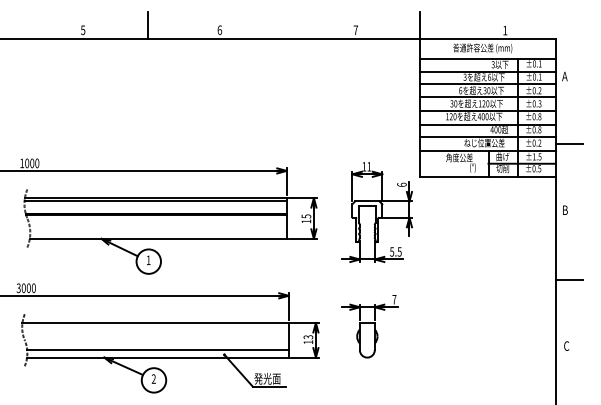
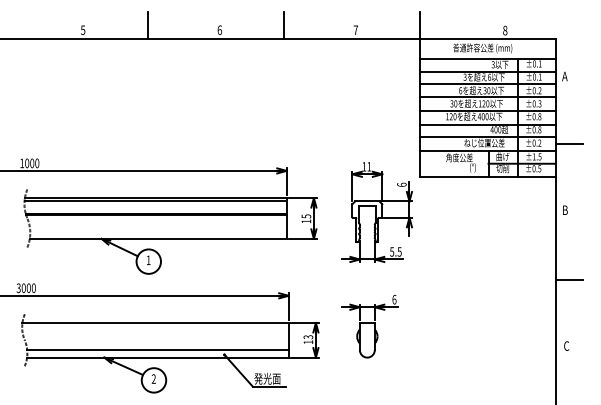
line: none -> present (284, 25)
text: 1 -> 8 (505, 30)
text: 7 -> 6 (394, 299)
